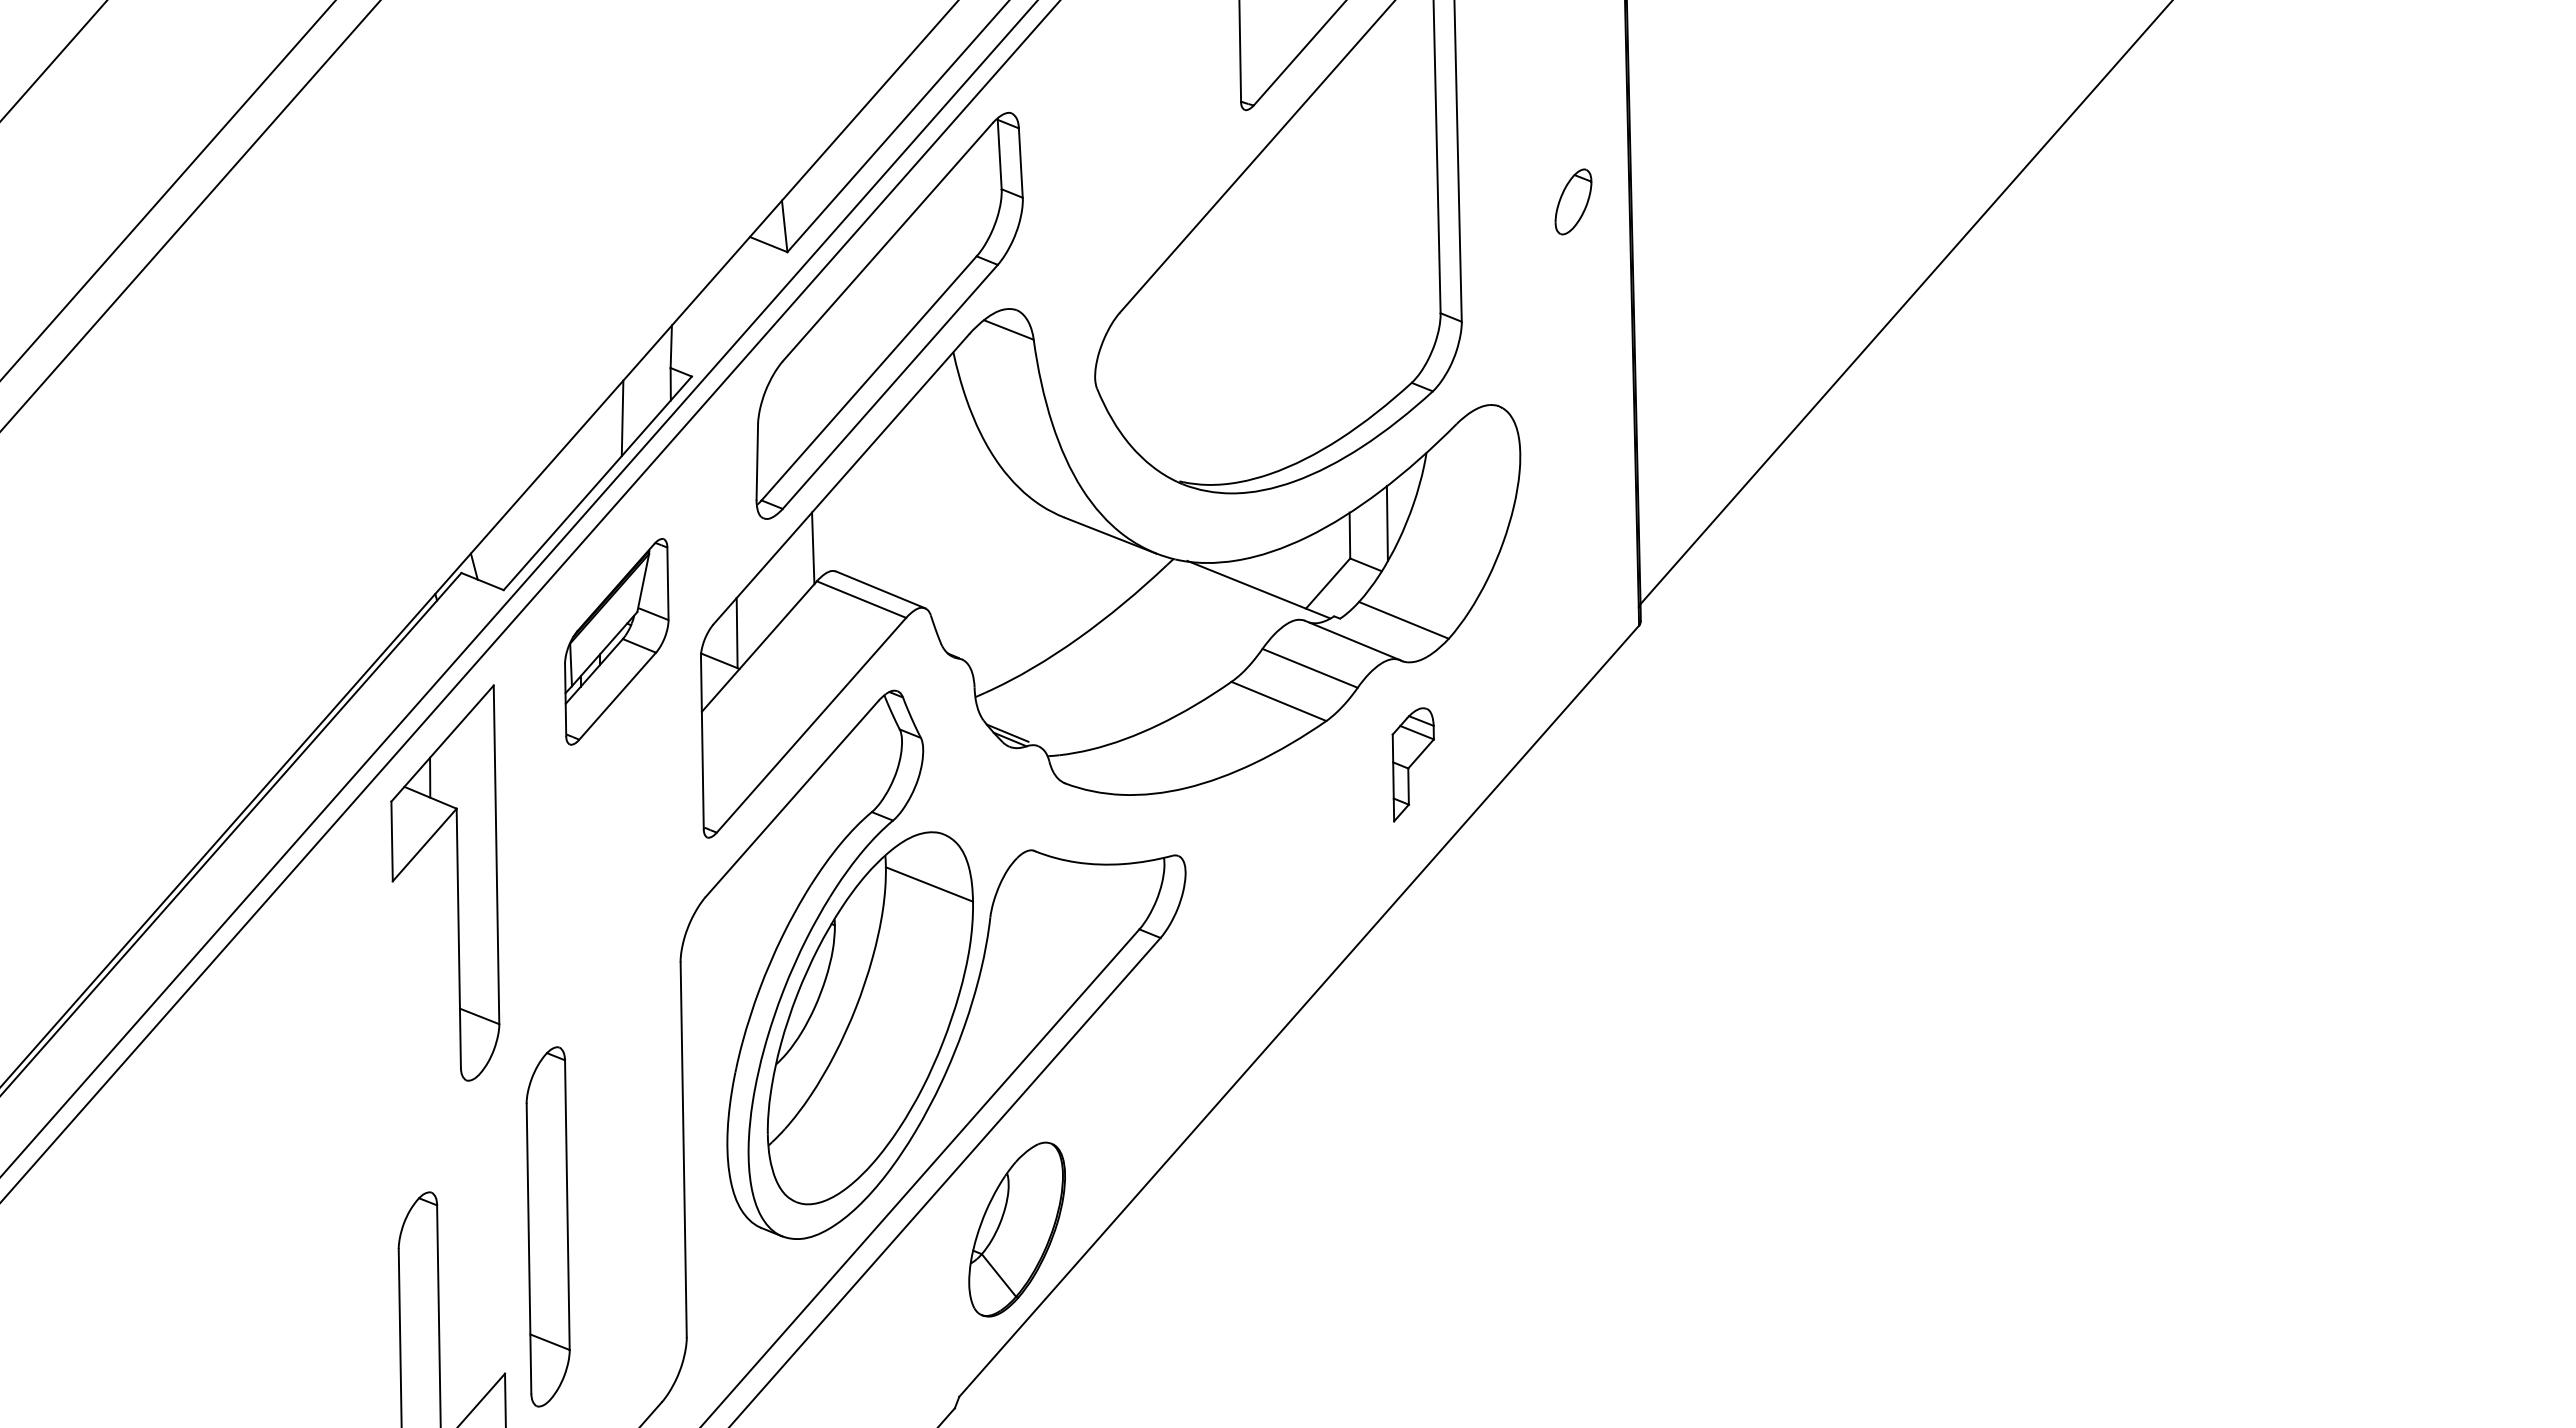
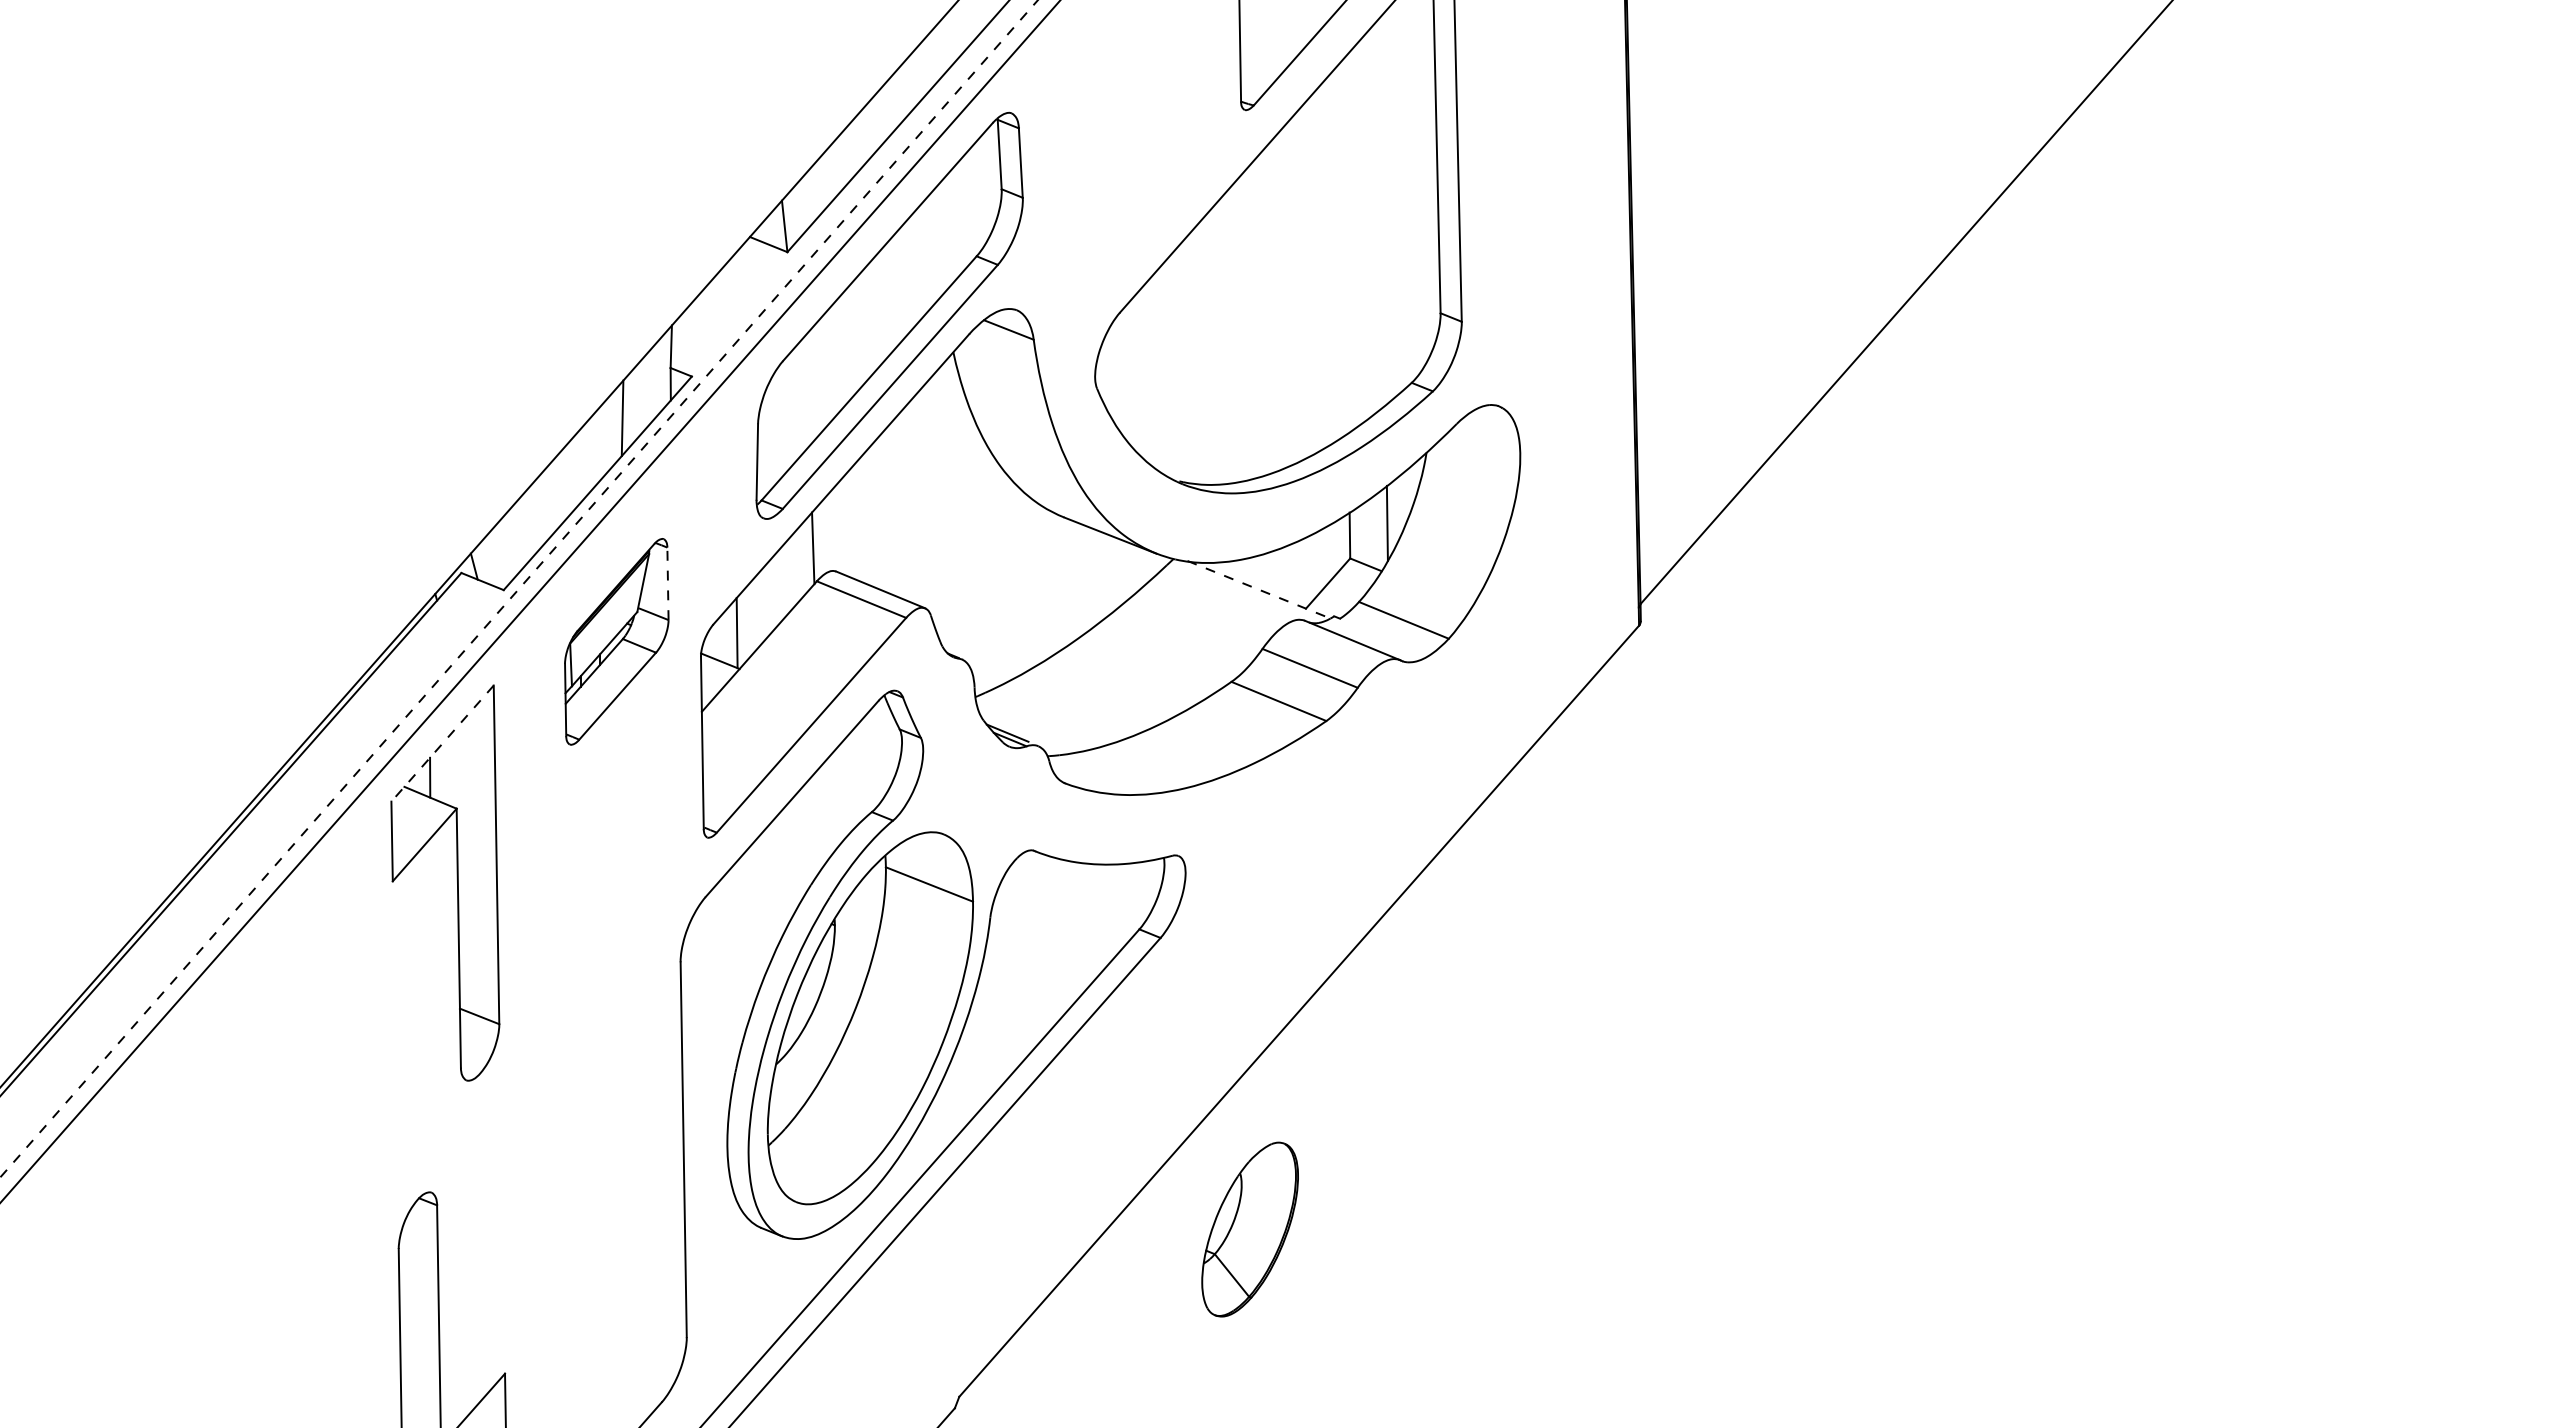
line: present -> none (53, 60)
line: present -> none (168, 190)
part: present -> none (1573, 201)
line: present -> none (190, 215)
line: solid -> dashed (667, 583)
line: solid -> dashed (519, 588)
line: solid -> dashed (1259, 589)
line: solid -> dashed (442, 743)
part: present -> none (1412, 764)
part: present -> none (547, 1226)
part position: (1016, 1229) -> (1249, 1229) (1249, 1229)
